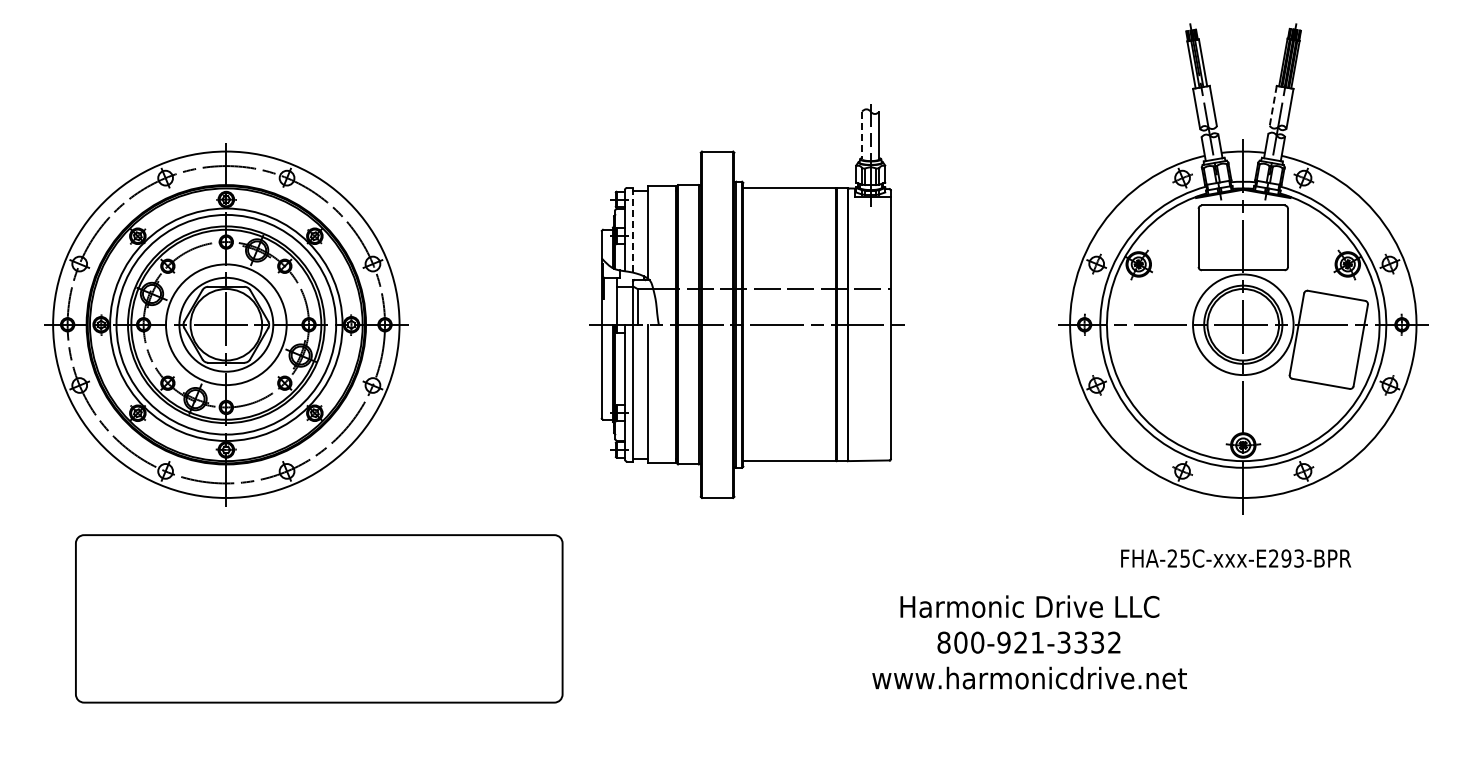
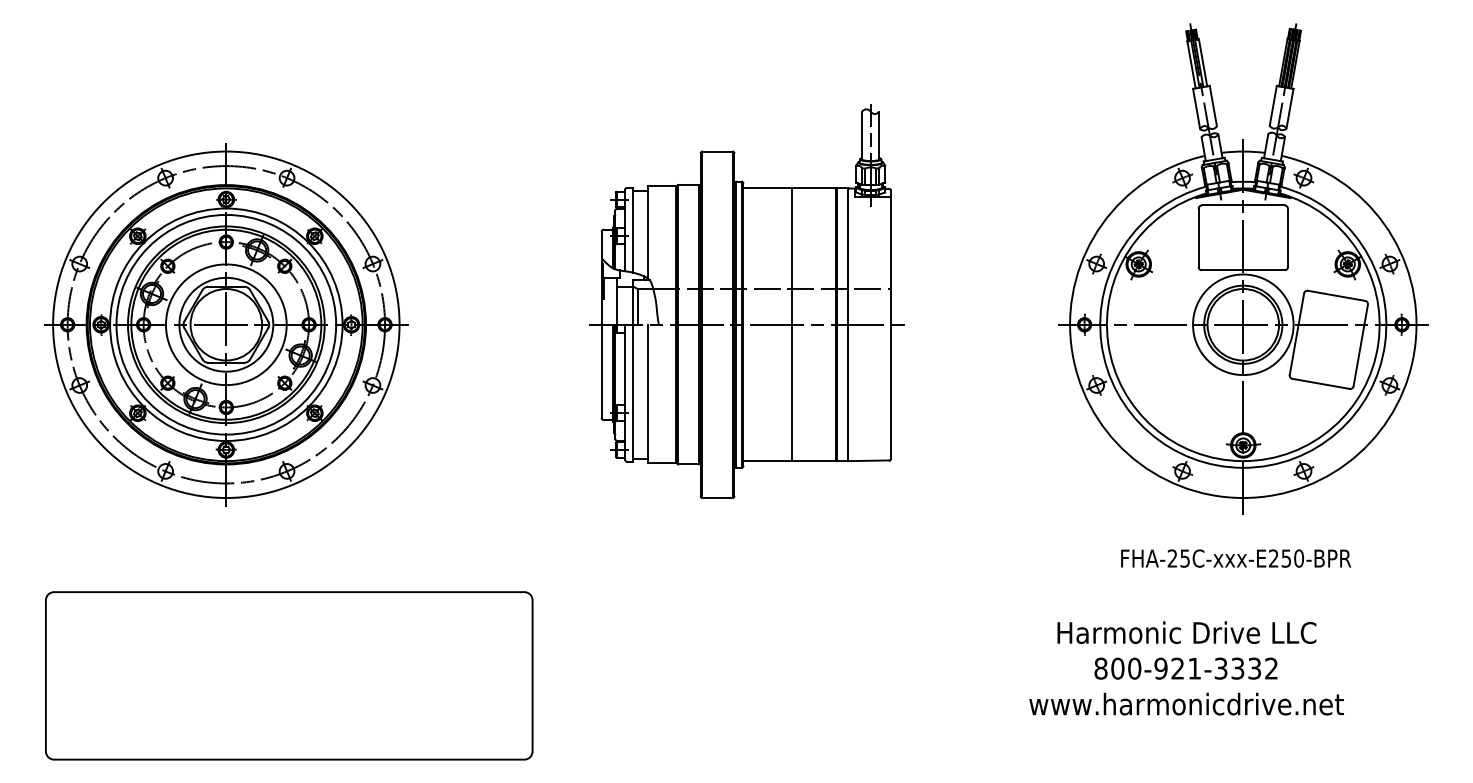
line: dashed -> solid (1273, 106)
line: dashed -> solid (862, 135)
line: dashed -> solid (633, 230)
line: none -> present (792, 324)
text: FHA-25C-xxx-E293-BPR -> FHA-25C-xxx-E250-BPR (1292, 558)
part position: (319, 618) -> (289, 675) (289, 675)
text position: (1029, 642) -> (1186, 668) (1186, 668)
